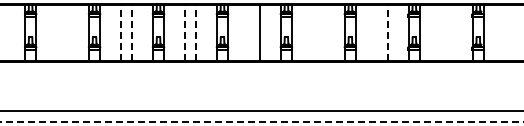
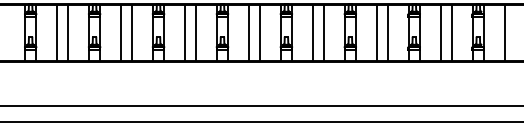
line: none -> present (57, 32)
line: none -> present (68, 32)
line: dashed -> solid (120, 32)
line: dashed -> solid (132, 32)
line: dashed -> solid (184, 32)
line: dashed -> solid (196, 32)
line: none -> present (248, 32)
line: none -> present (312, 32)
line: none -> present (324, 32)
line: none -> present (376, 32)
line: dashed -> solid (387, 32)
line: none -> present (440, 32)
line: none -> present (451, 32)
line: none -> present (504, 32)
line position: (261, 111) -> (261, 106) (261, 106)
line: dashed -> solid (261, 122)
